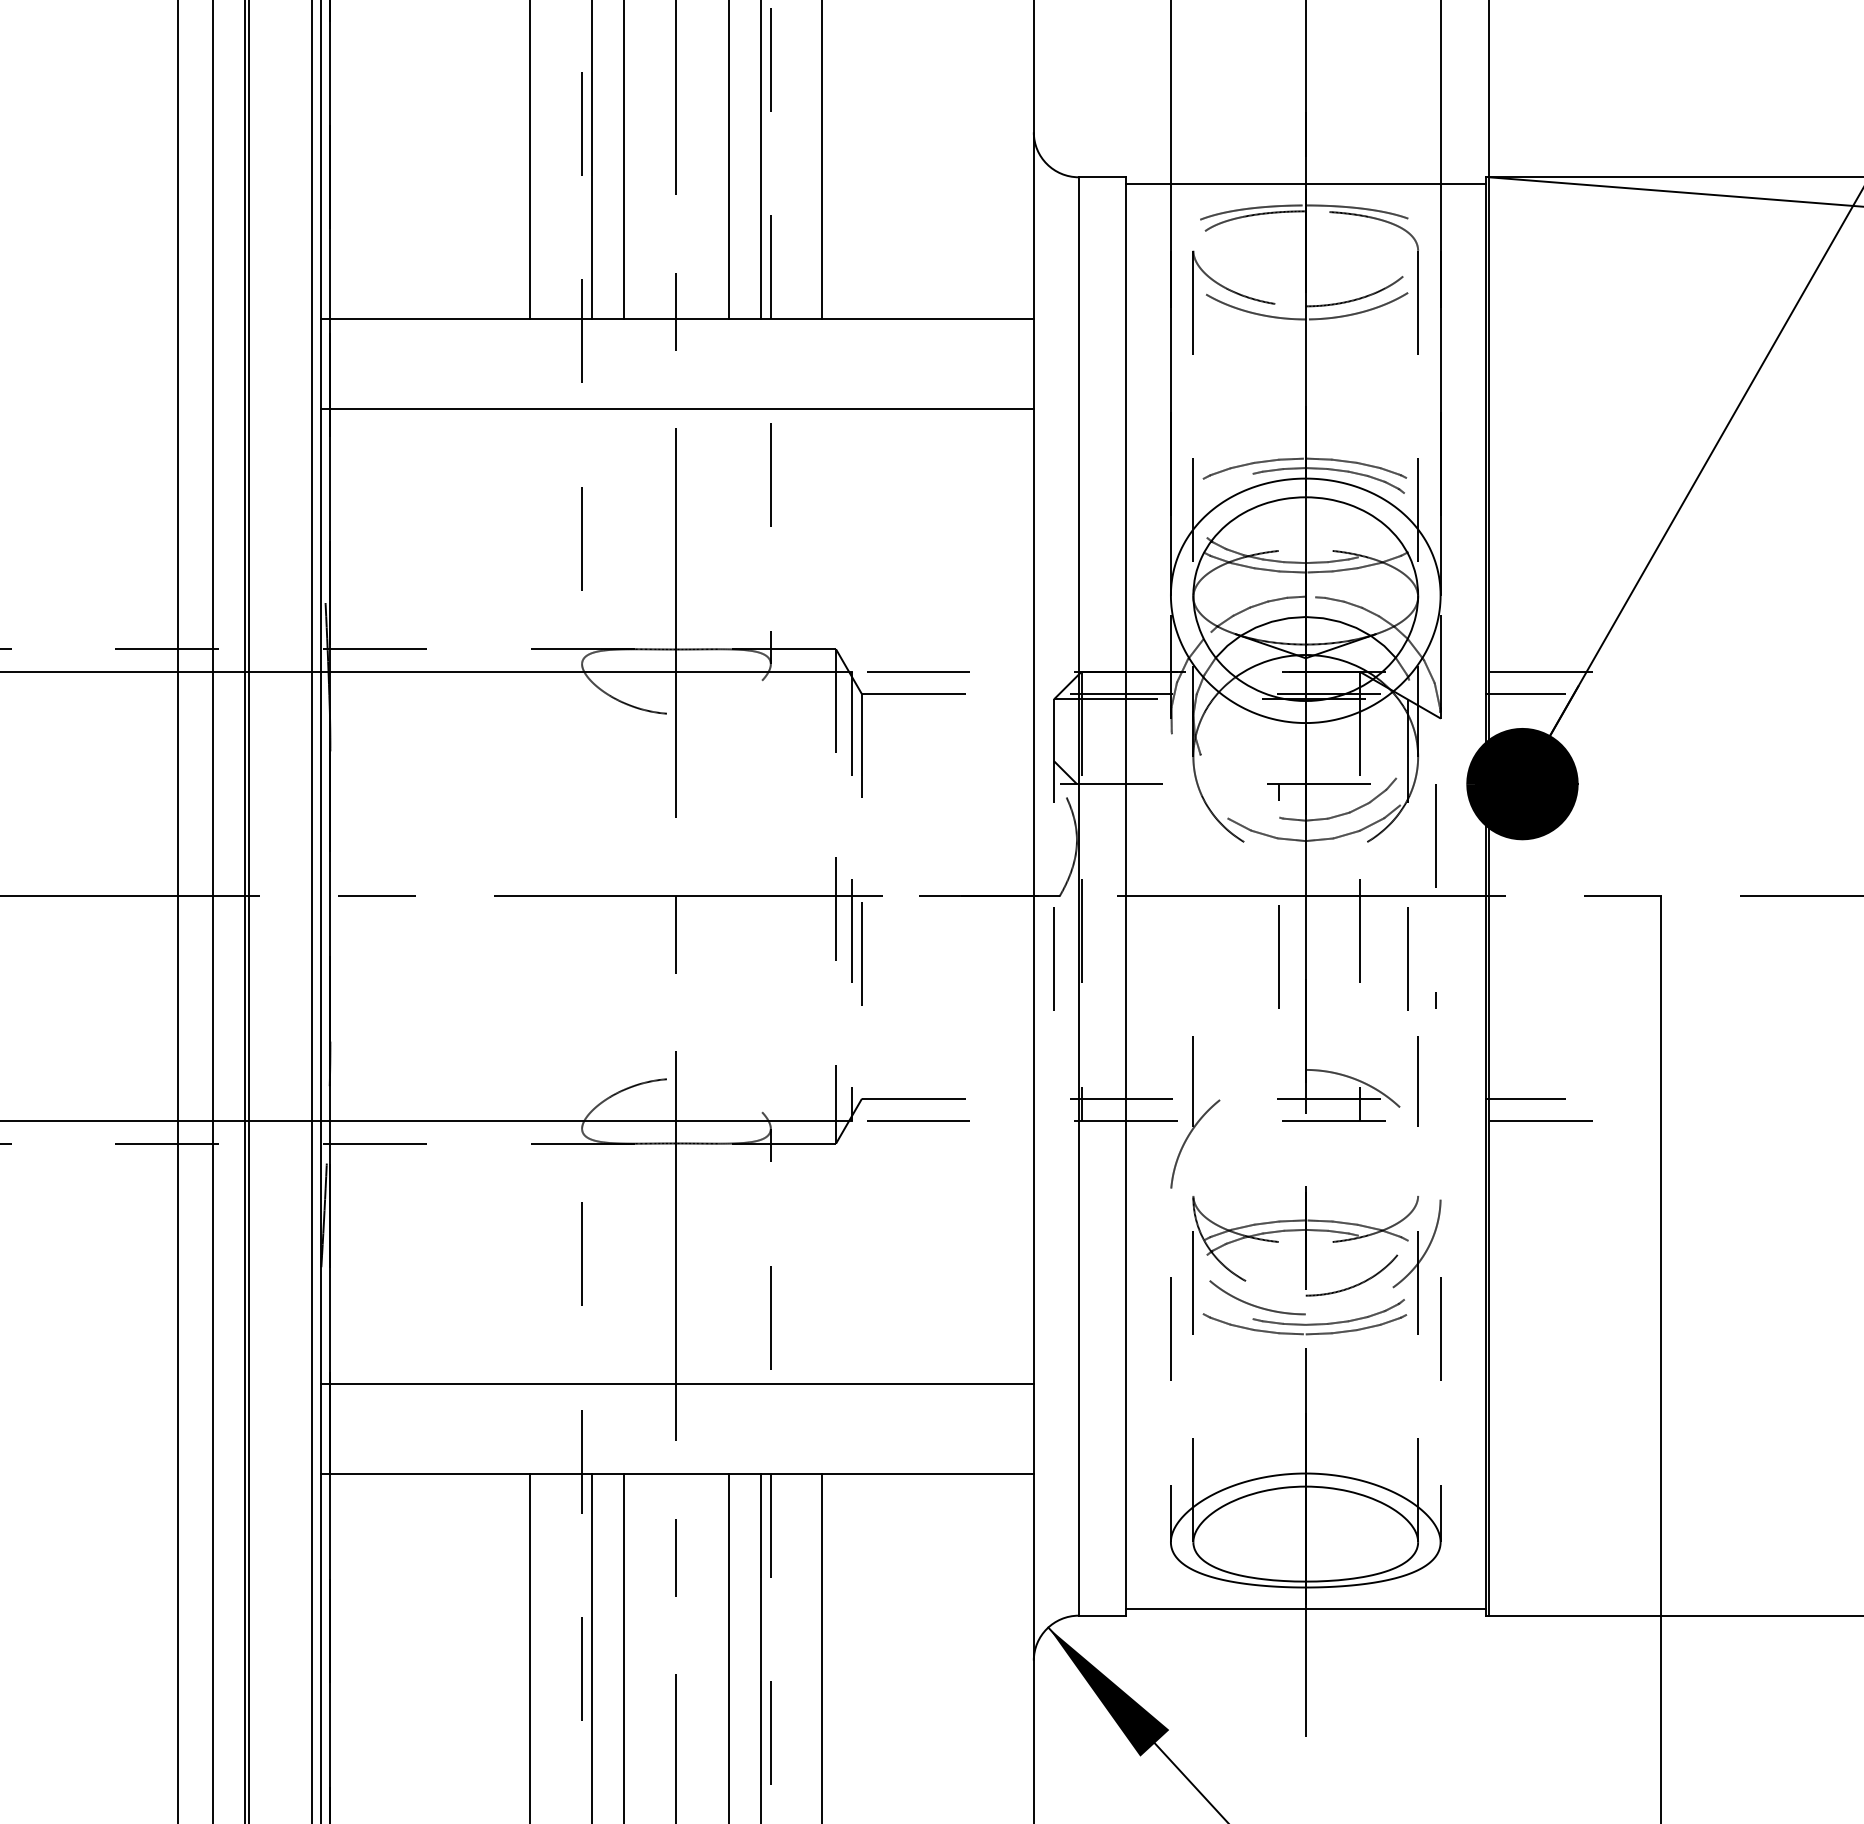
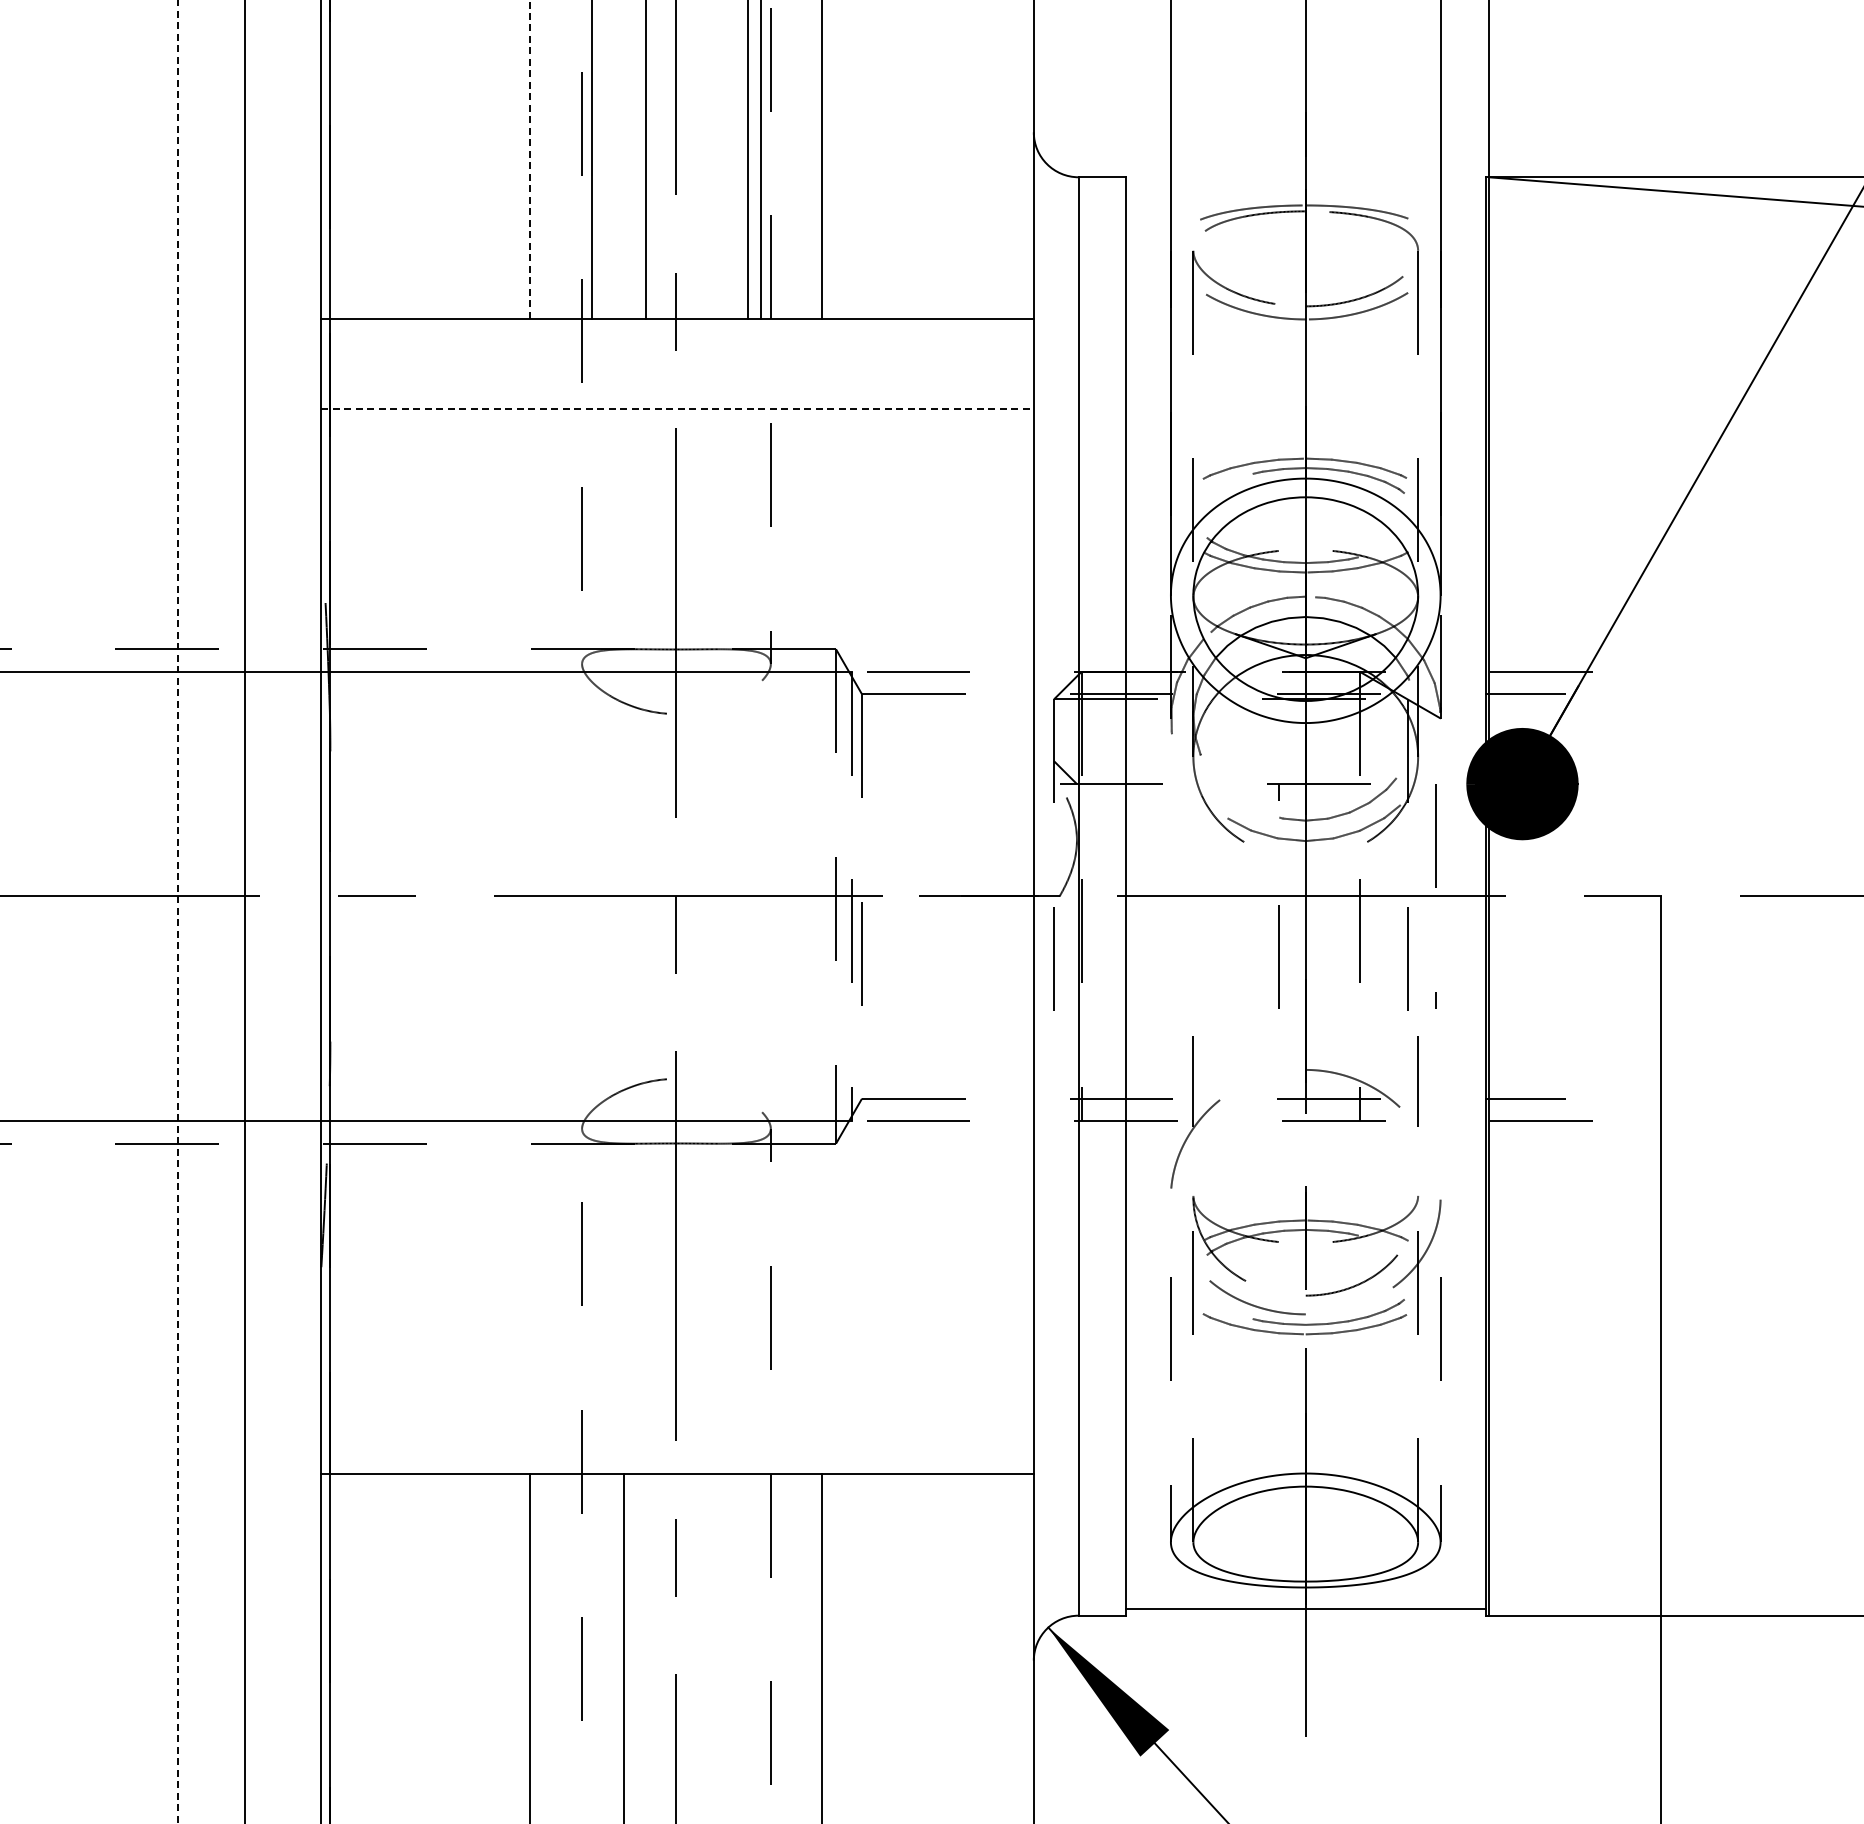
line: solid -> dashed (530, 159)
line position: (623, 160) -> (645, 160) (645, 160)
line position: (729, 160) -> (748, 160) (748, 160)
line: present -> none (1305, 184)
line: solid -> dashed (678, 408)
line: solid -> dashed (177, 911)
line: present -> none (213, 911)
line: present -> none (249, 911)
line: present -> none (312, 911)
line: present -> none (677, 1384)
line: present -> none (592, 1647)
line: present -> none (729, 1647)
line: present -> none (760, 1647)
